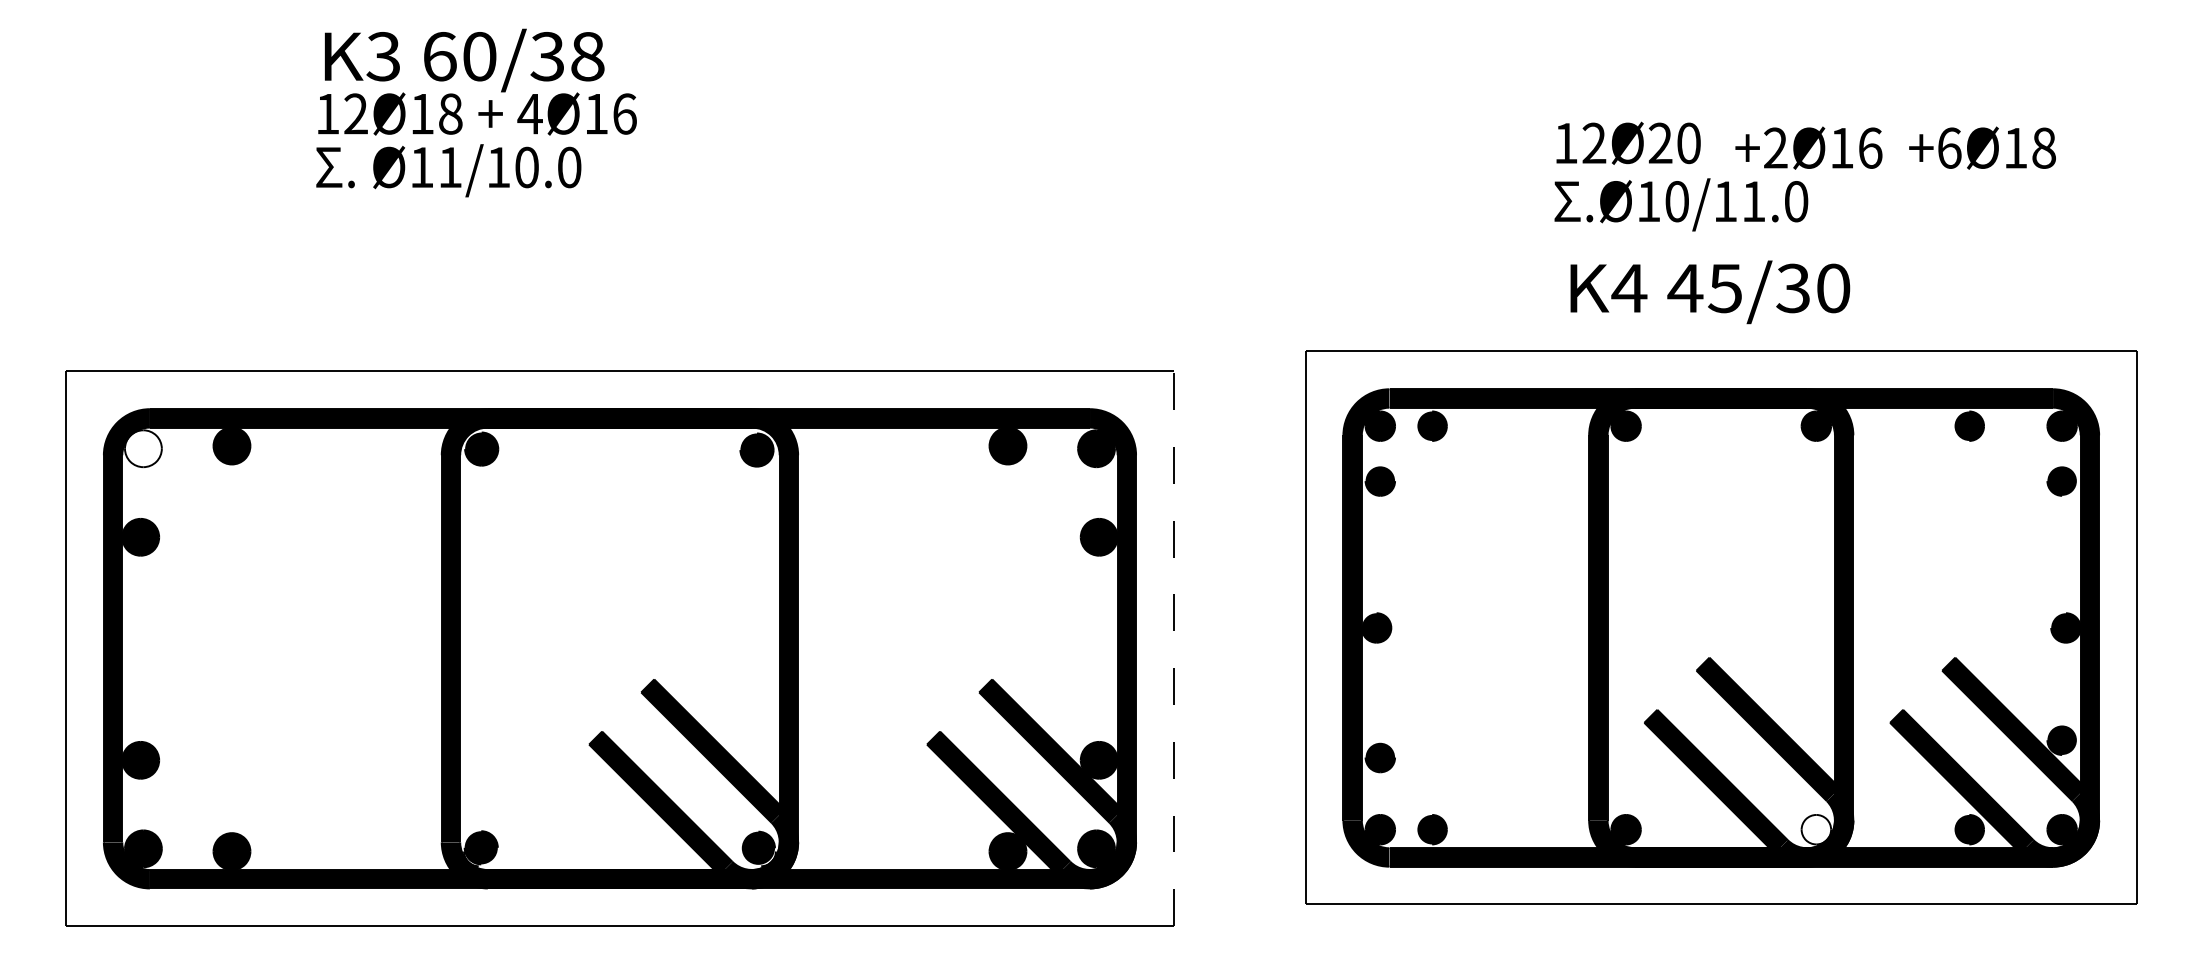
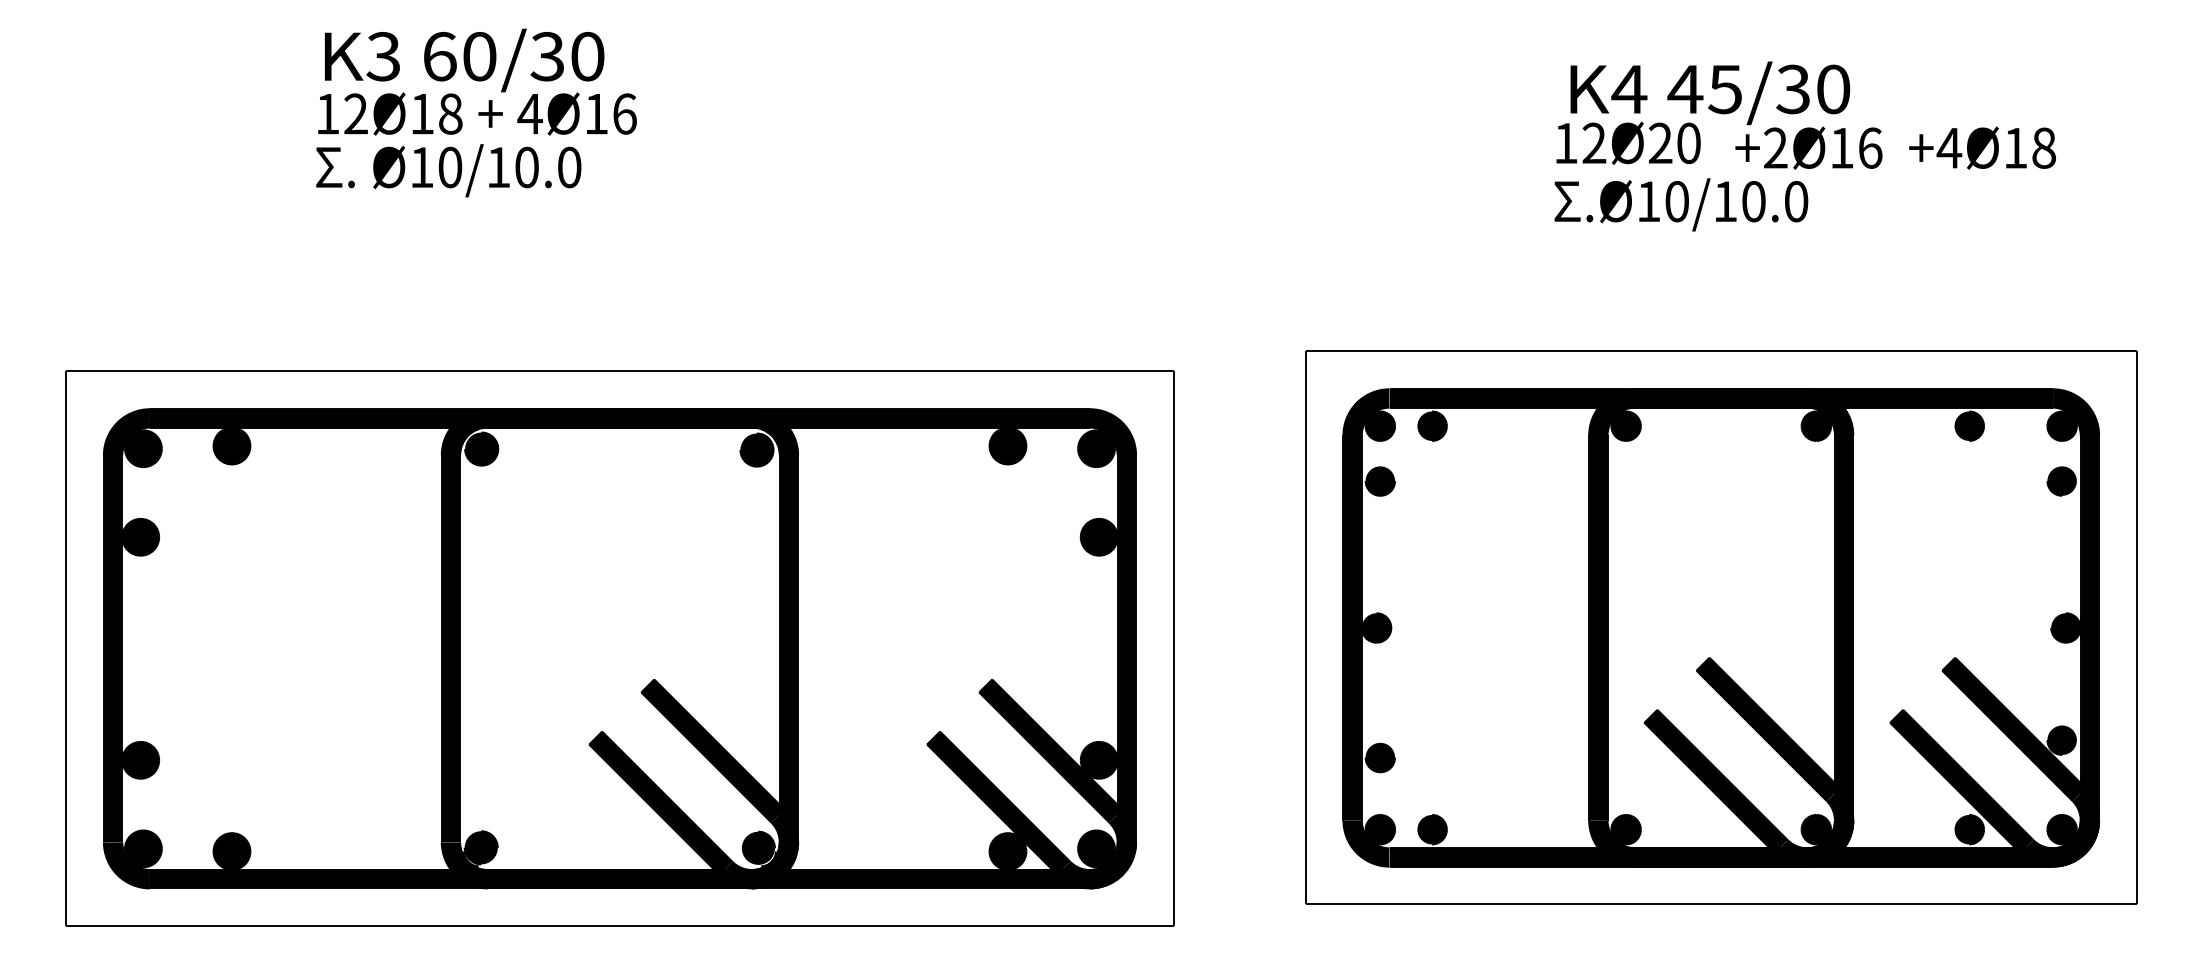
text: 60/38 -> 60/30 (587, 56)
text: +6Ø18 -> +4Ø18 (1949, 147)
text: Ø11/10.0 -> Ø10/10.0 (450, 167)
text: .Ø10/11.0 -> .Ø10/10.0 (1753, 201)
text position: (1710, 292) -> (1710, 93) (1710, 93)
fill: none -> present (142, 448)
line: dashed -> solid (1173, 648)
fill: none -> present (1816, 829)
